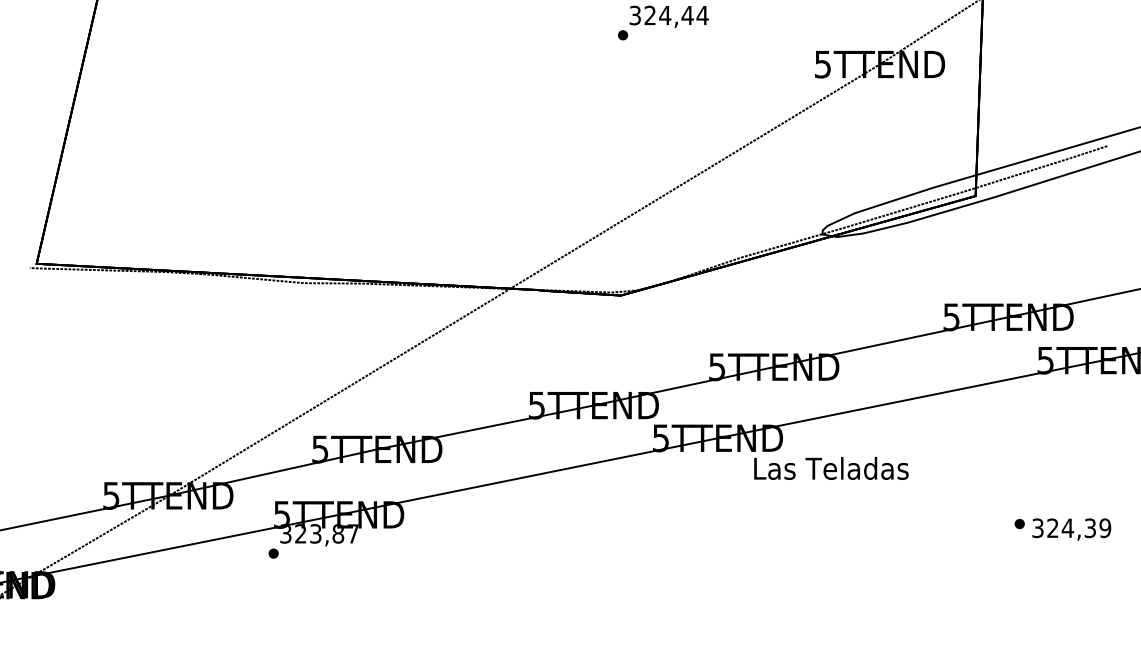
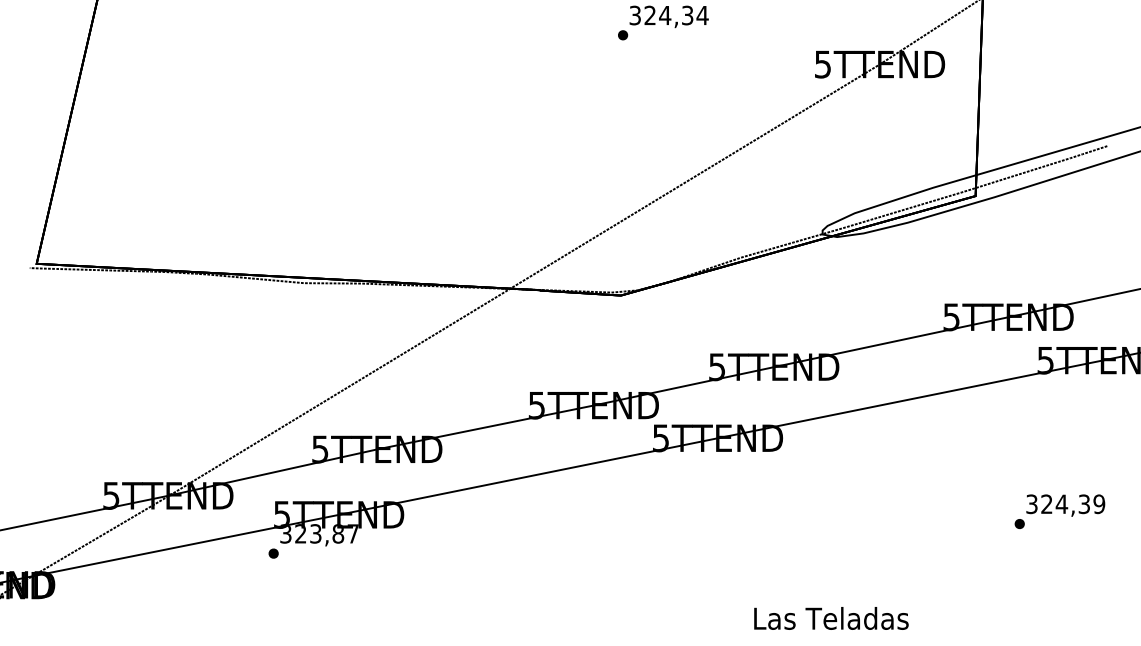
text: 324,44 -> 324,34 (687, 15)
text position: (831, 468) -> (831, 618) (831, 618)
text position: (1071, 529) -> (1065, 505) (1065, 505)
